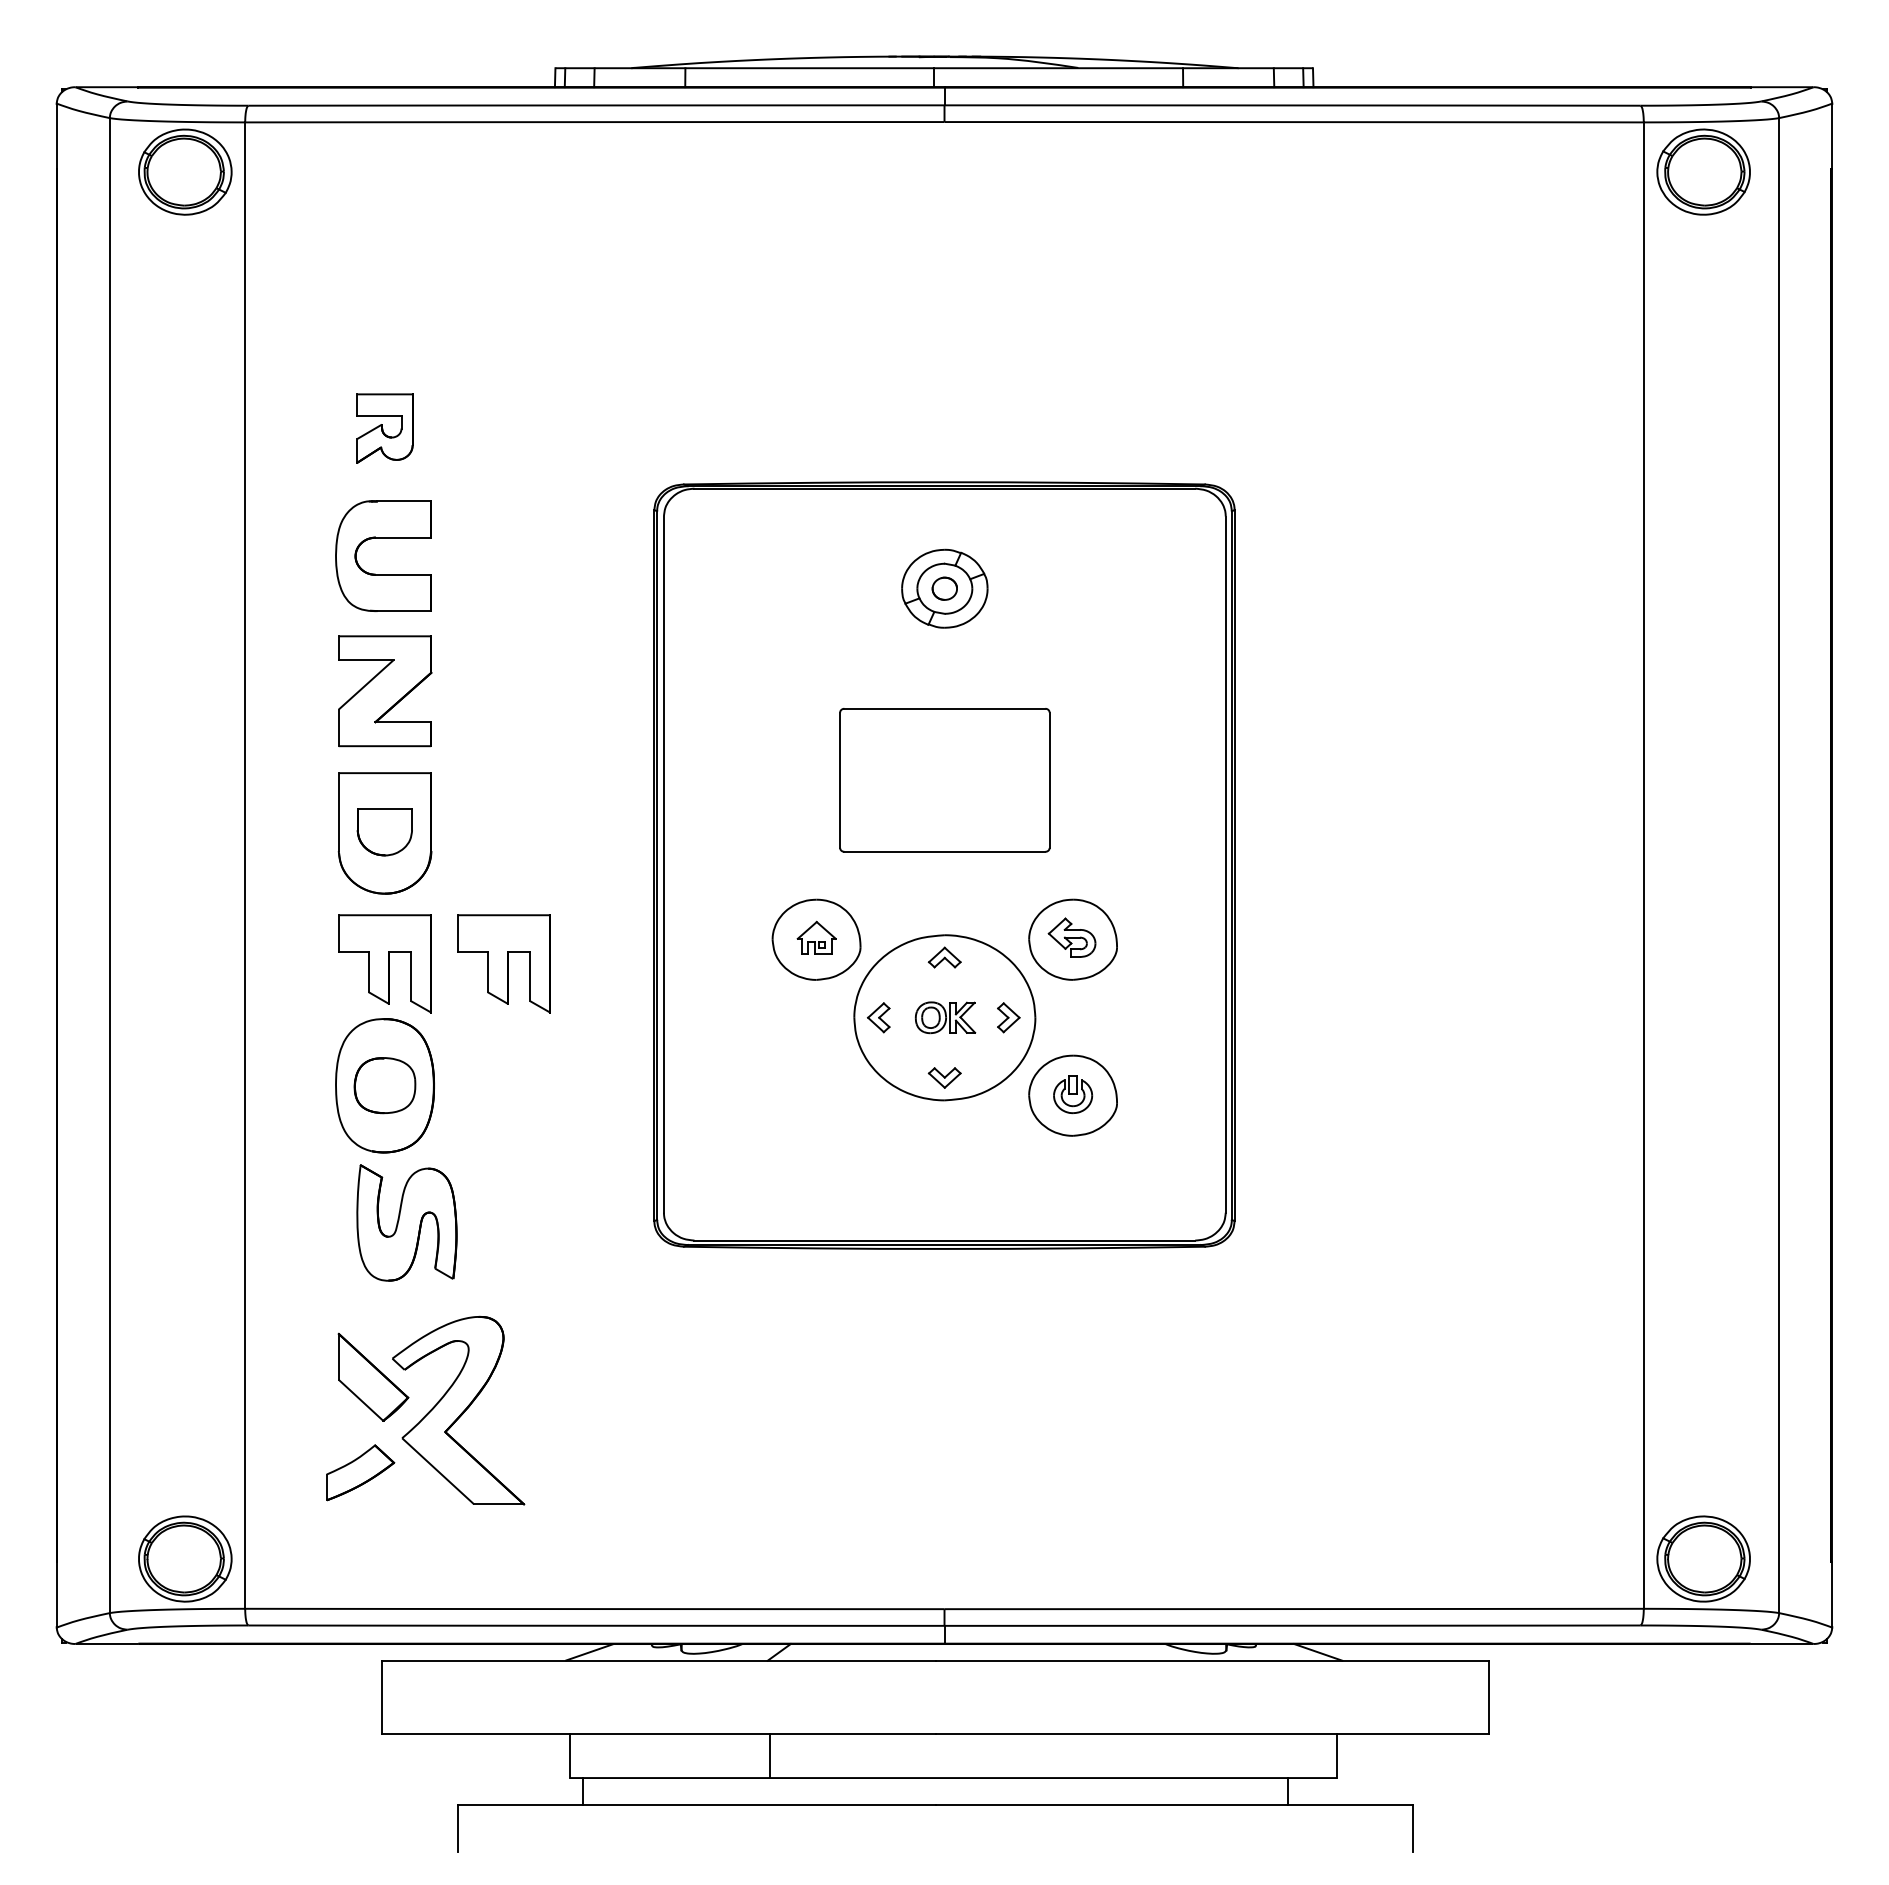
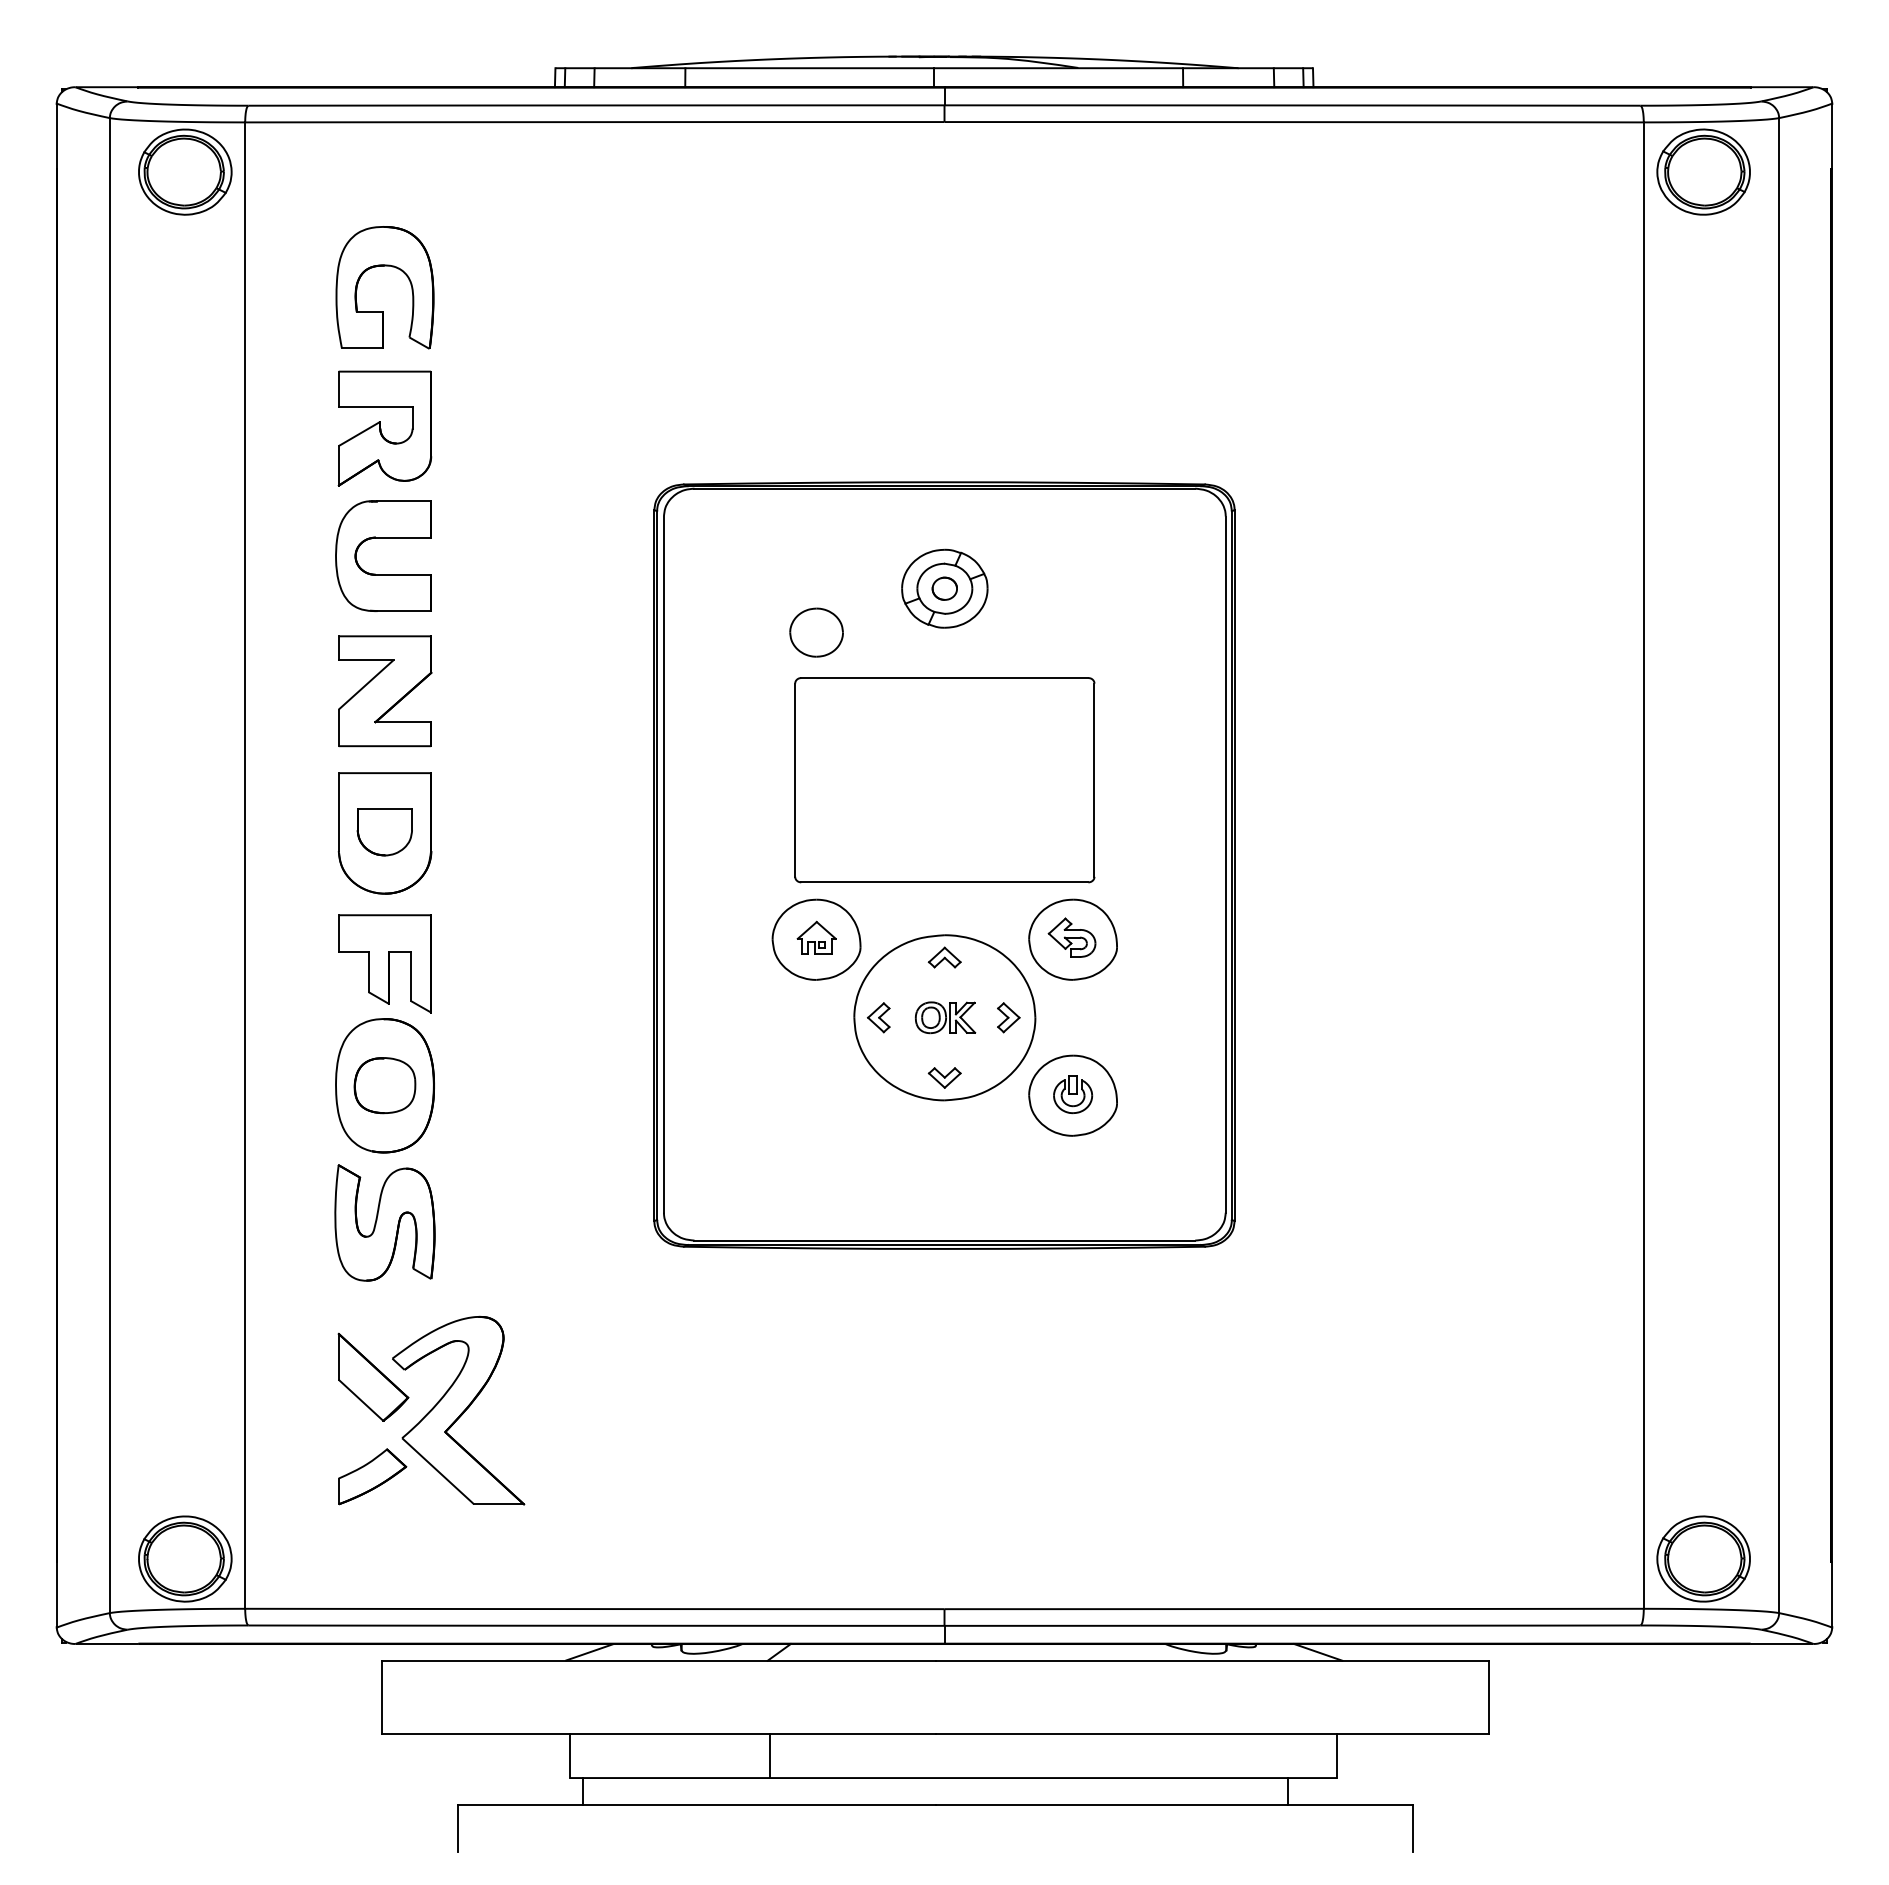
part: none -> present (384, 266)
part size: 58x71 px -> 96x117 px (384, 428)
part: none -> present (816, 632)
part size: 212x145 px -> 302x207 px (944, 780)
part: present -> none (503, 963)
part position: (406, 1222) -> (384, 1222) (384, 1222)
part position: (360, 1472) -> (372, 1476) (372, 1476)
